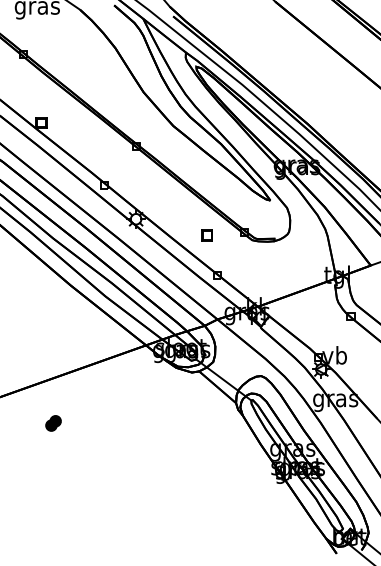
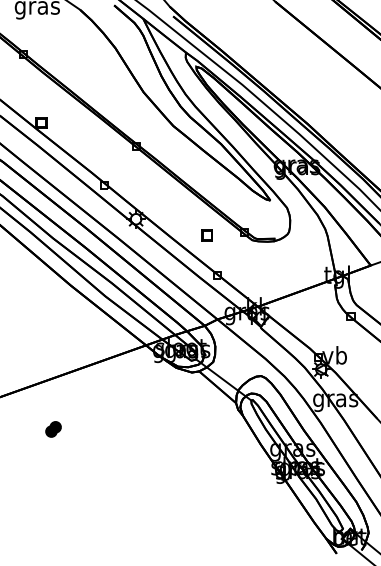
part position: (53, 423) -> (53, 429) (53, 429)
